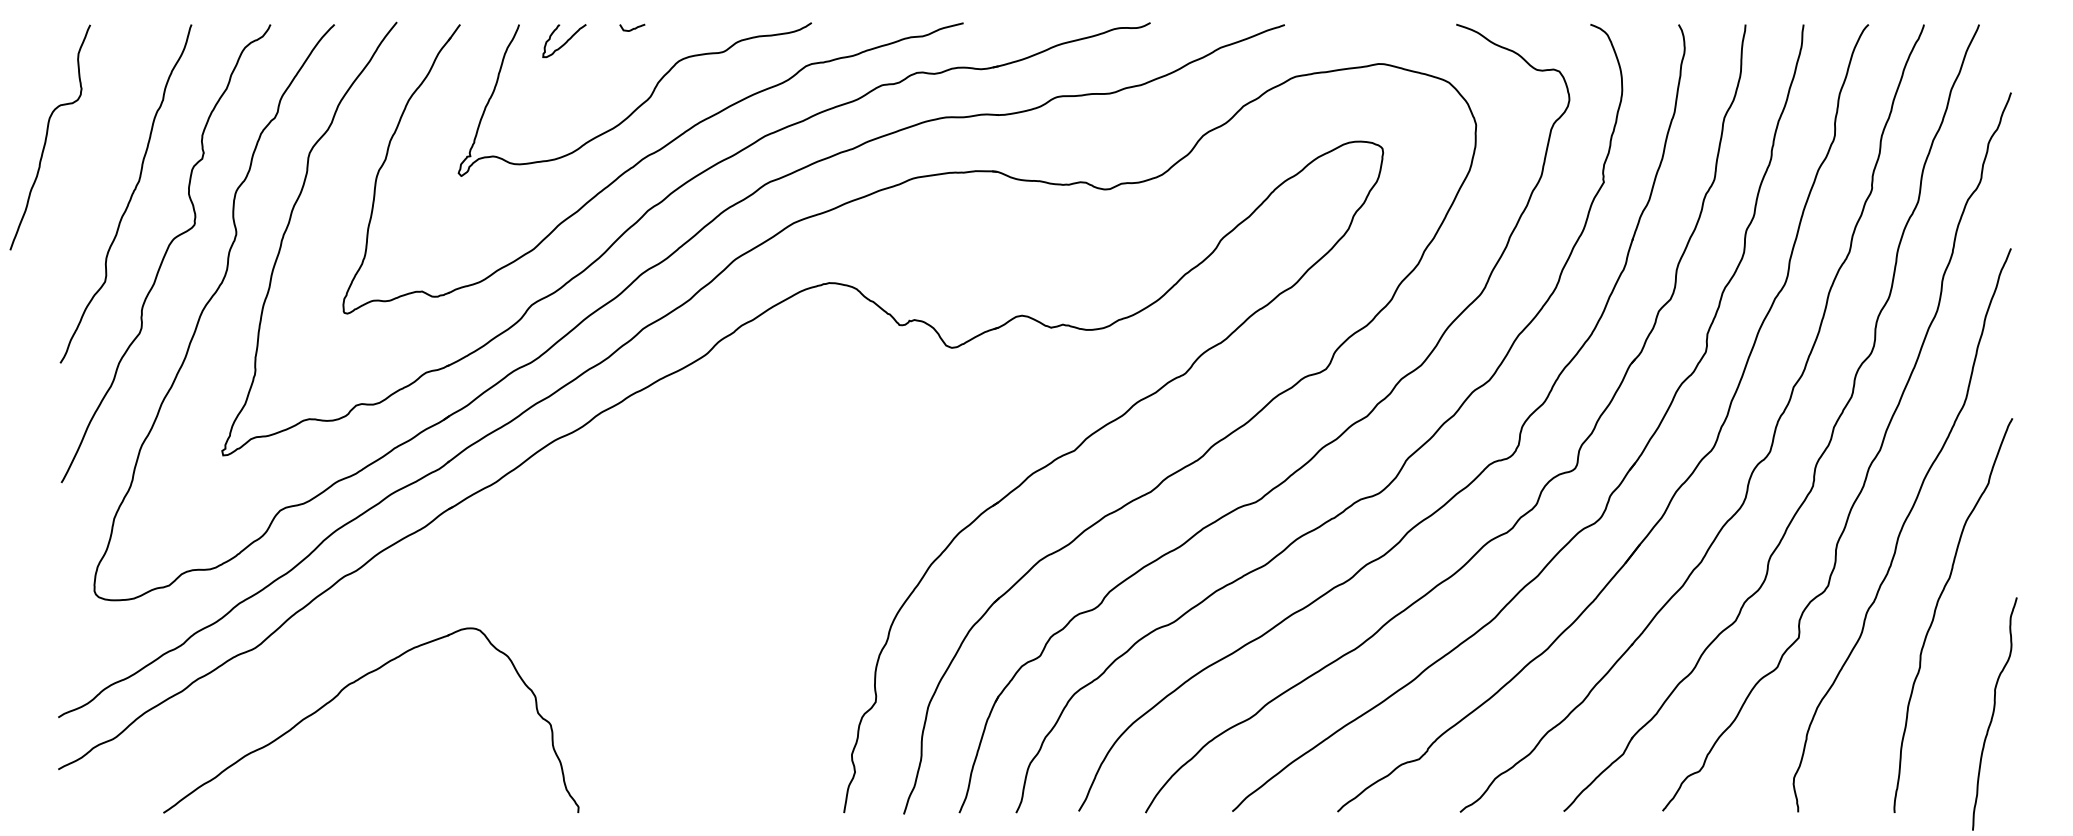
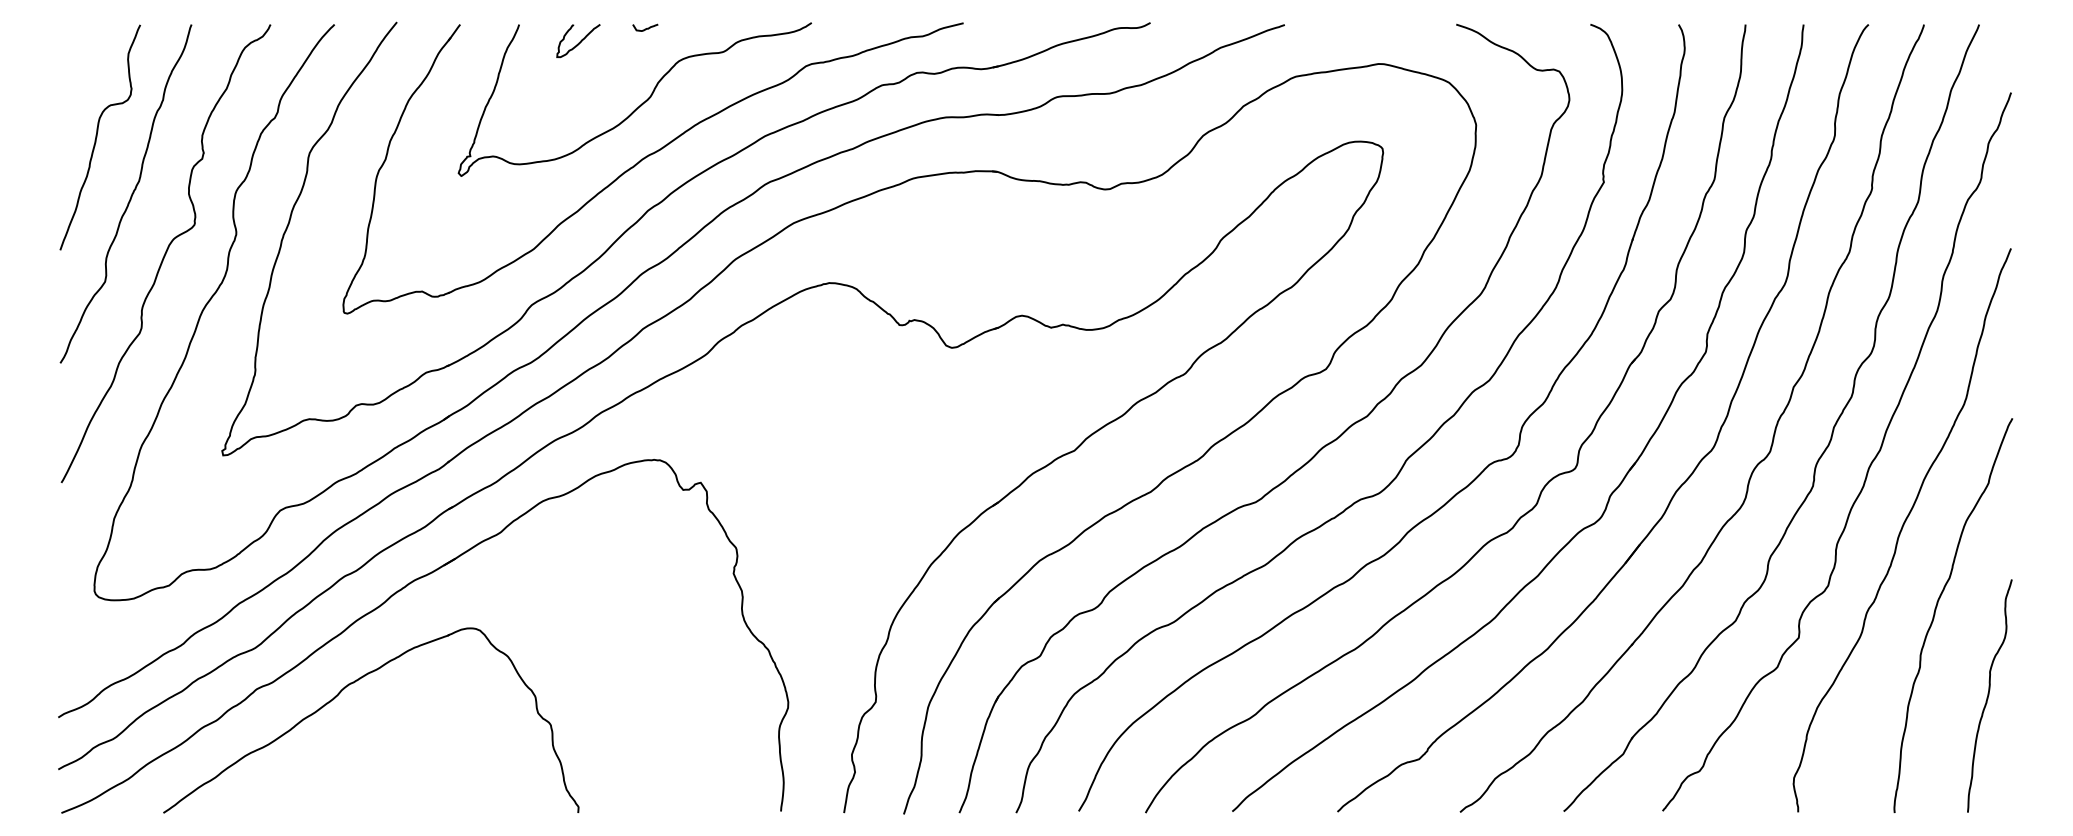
curve position: (632, 28) -> (645, 28) (645, 28)
curve position: (565, 41) -> (579, 41) (579, 41)
curve position: (47, 137) -> (97, 137) (97, 137)
part: none -> present (394, 595)
curve position: (1994, 713) -> (1989, 695) (1989, 695)
